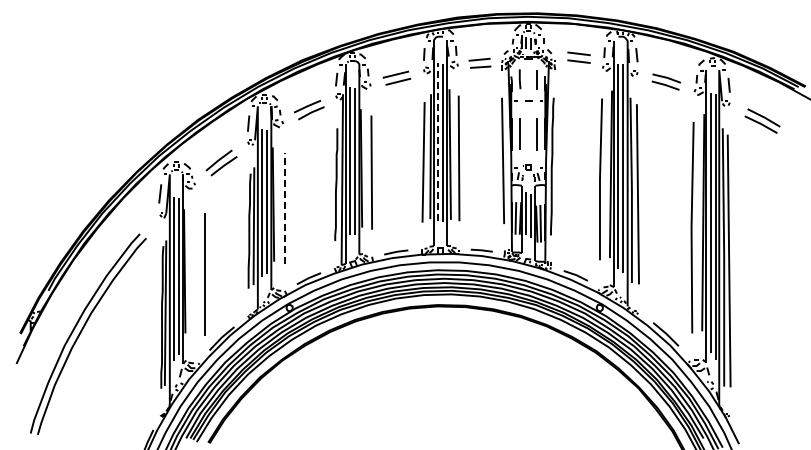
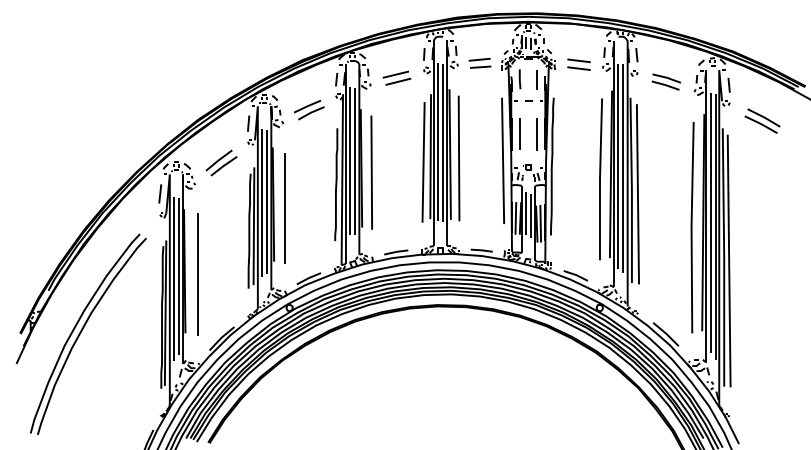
part position: (578, 57) -> (578, 64) (578, 64)
line: dashed -> solid (438, 141)
line: dashed -> solid (284, 207)
line position: (204, 274) -> (197, 274) (197, 274)
